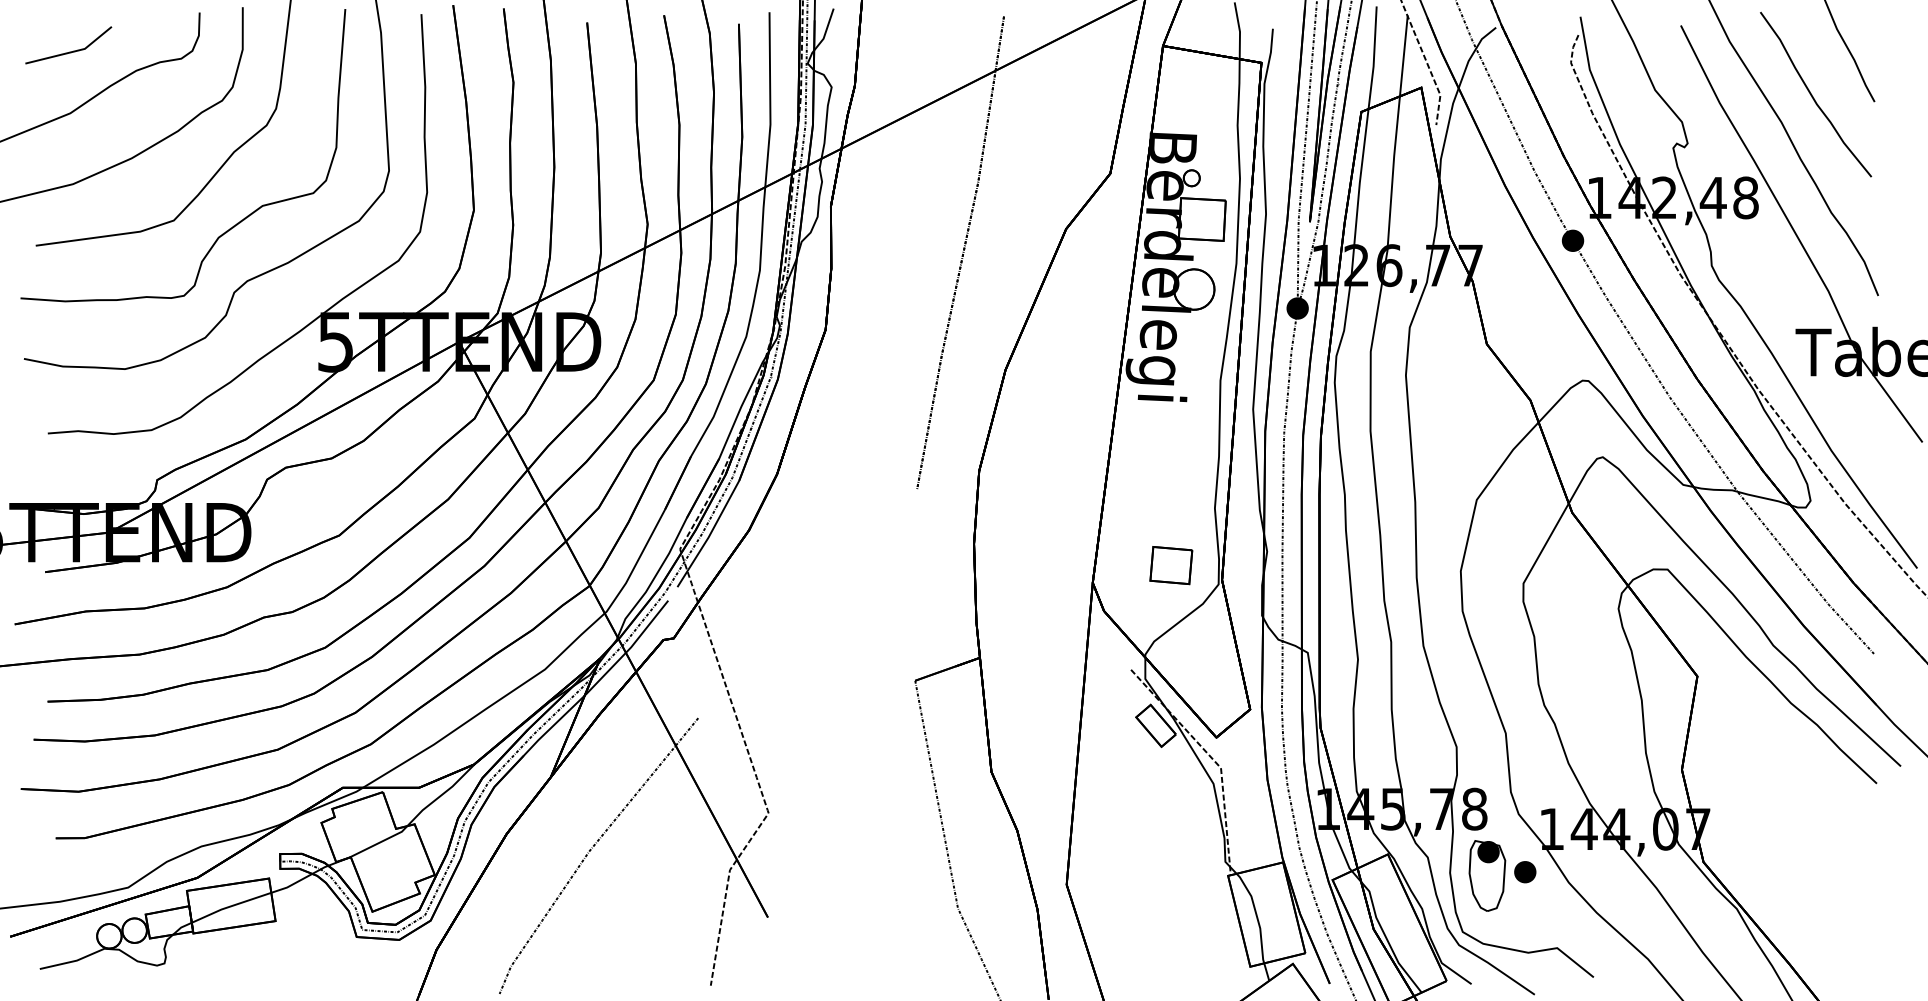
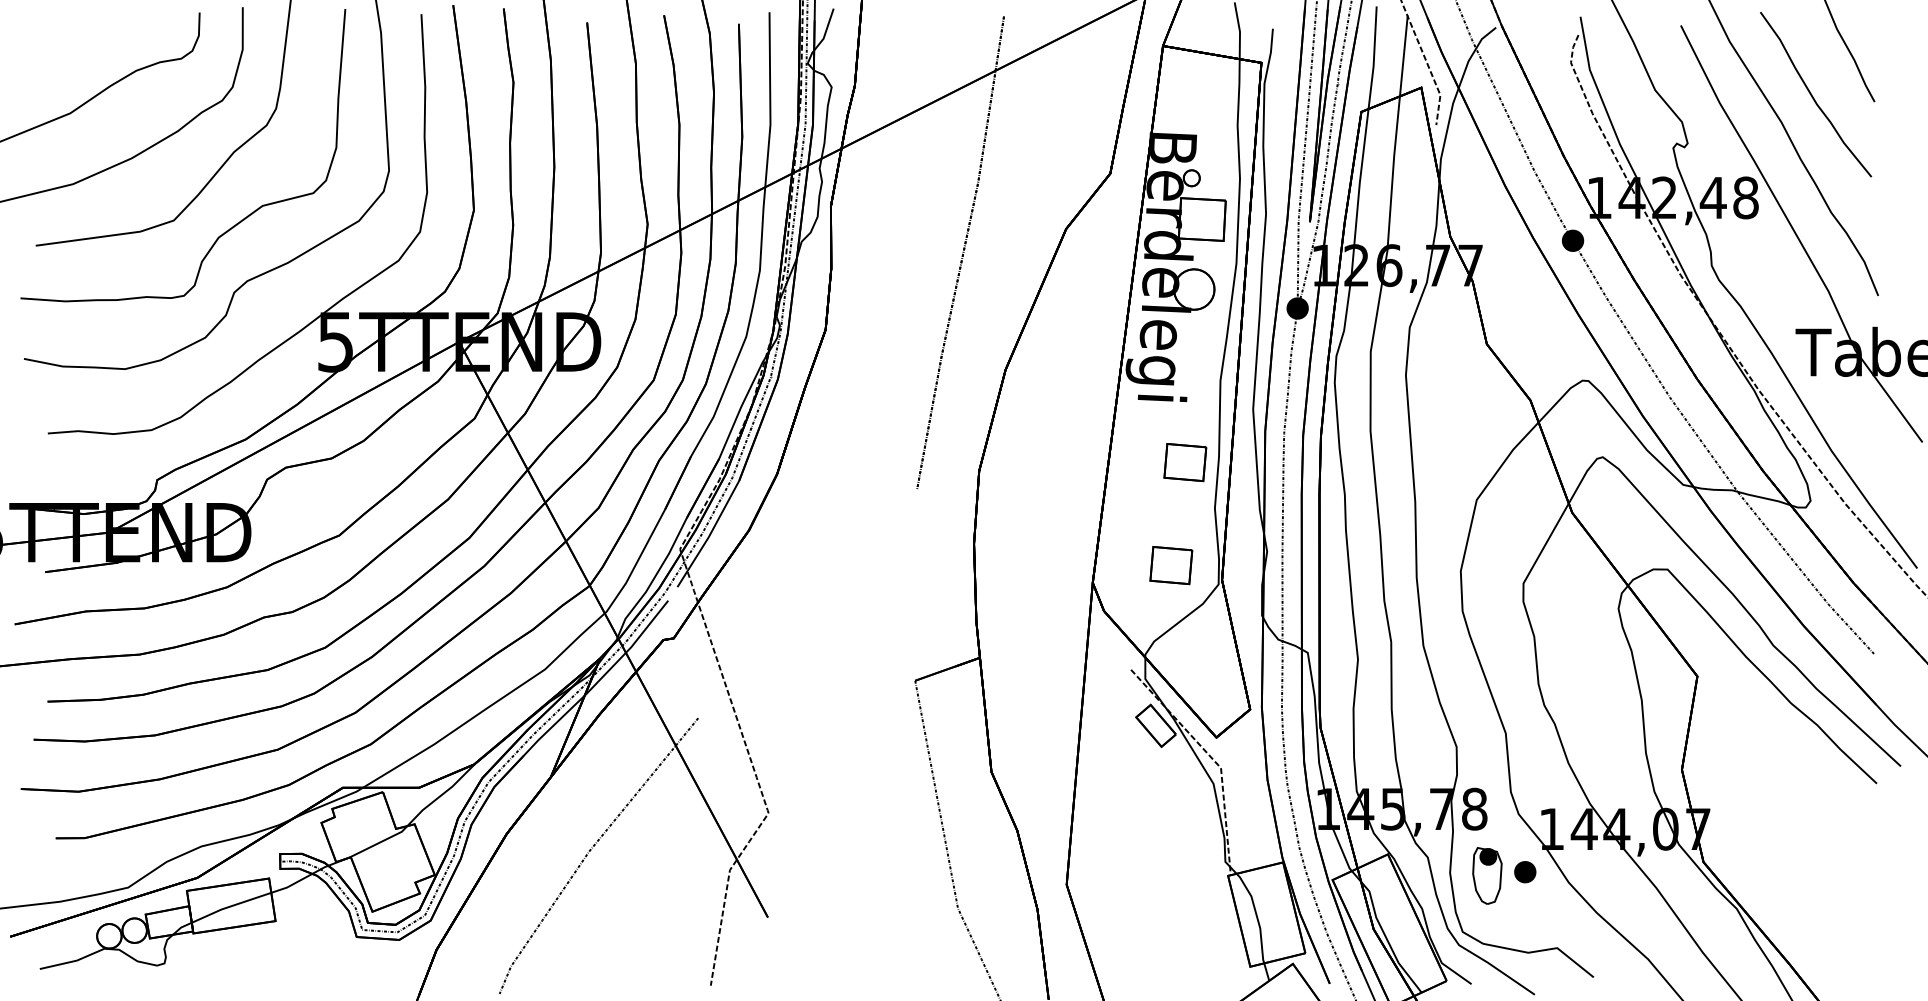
line: present -> none (69, 51)
part: none -> present (1185, 462)
part size: 39x72 px -> 31x58 px (1487, 875)
